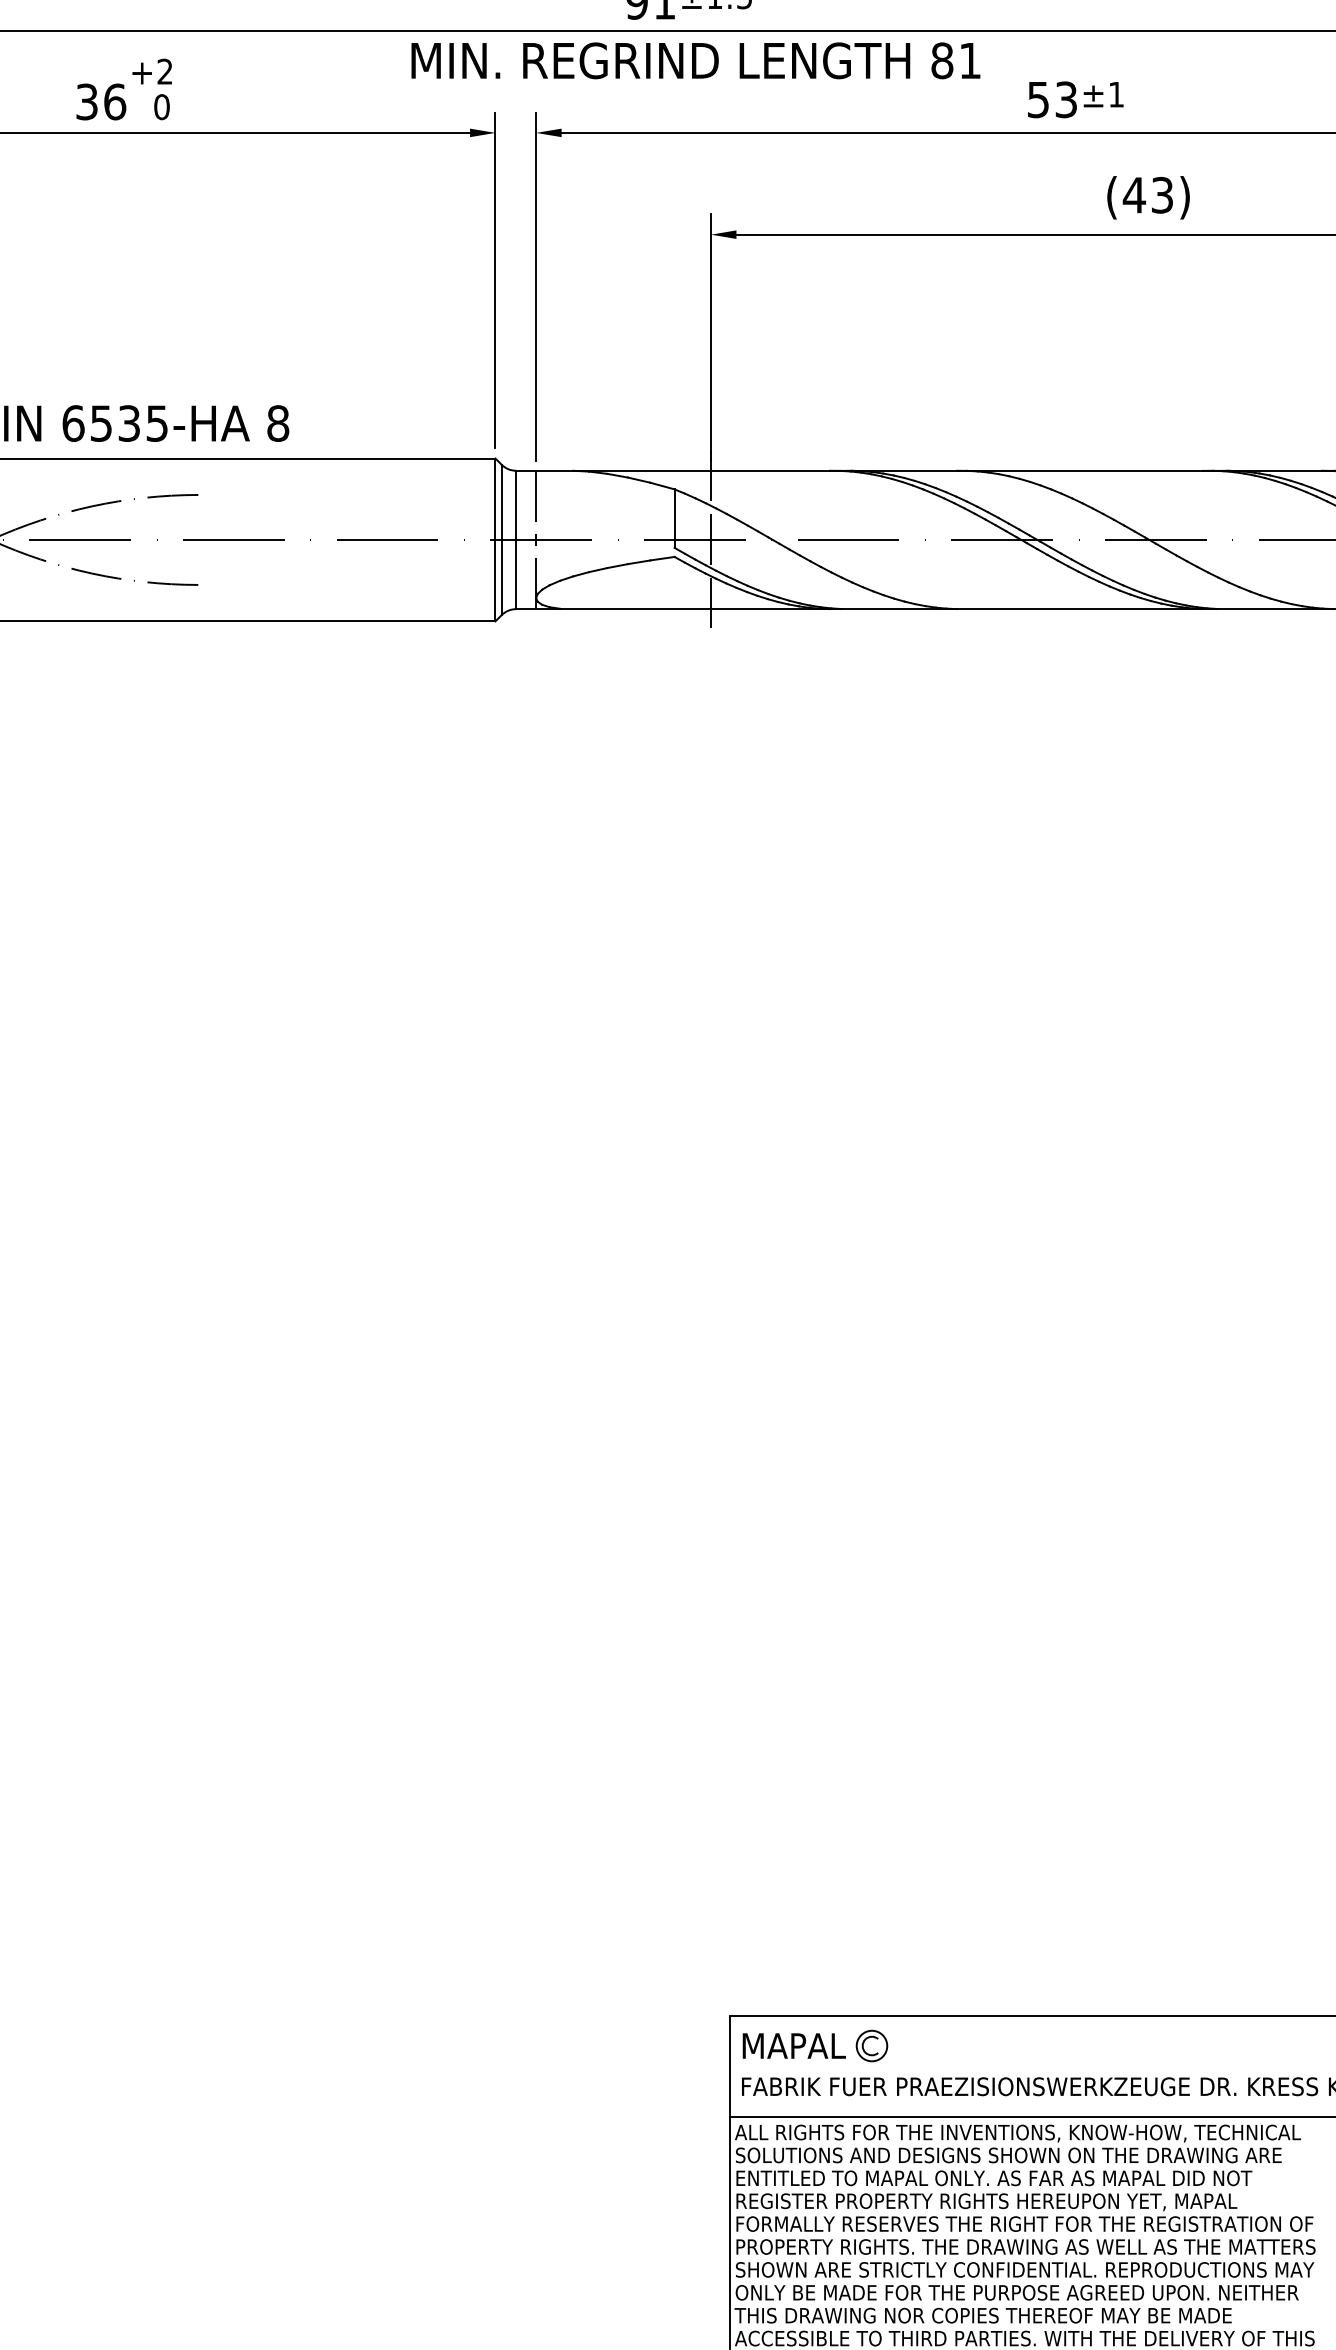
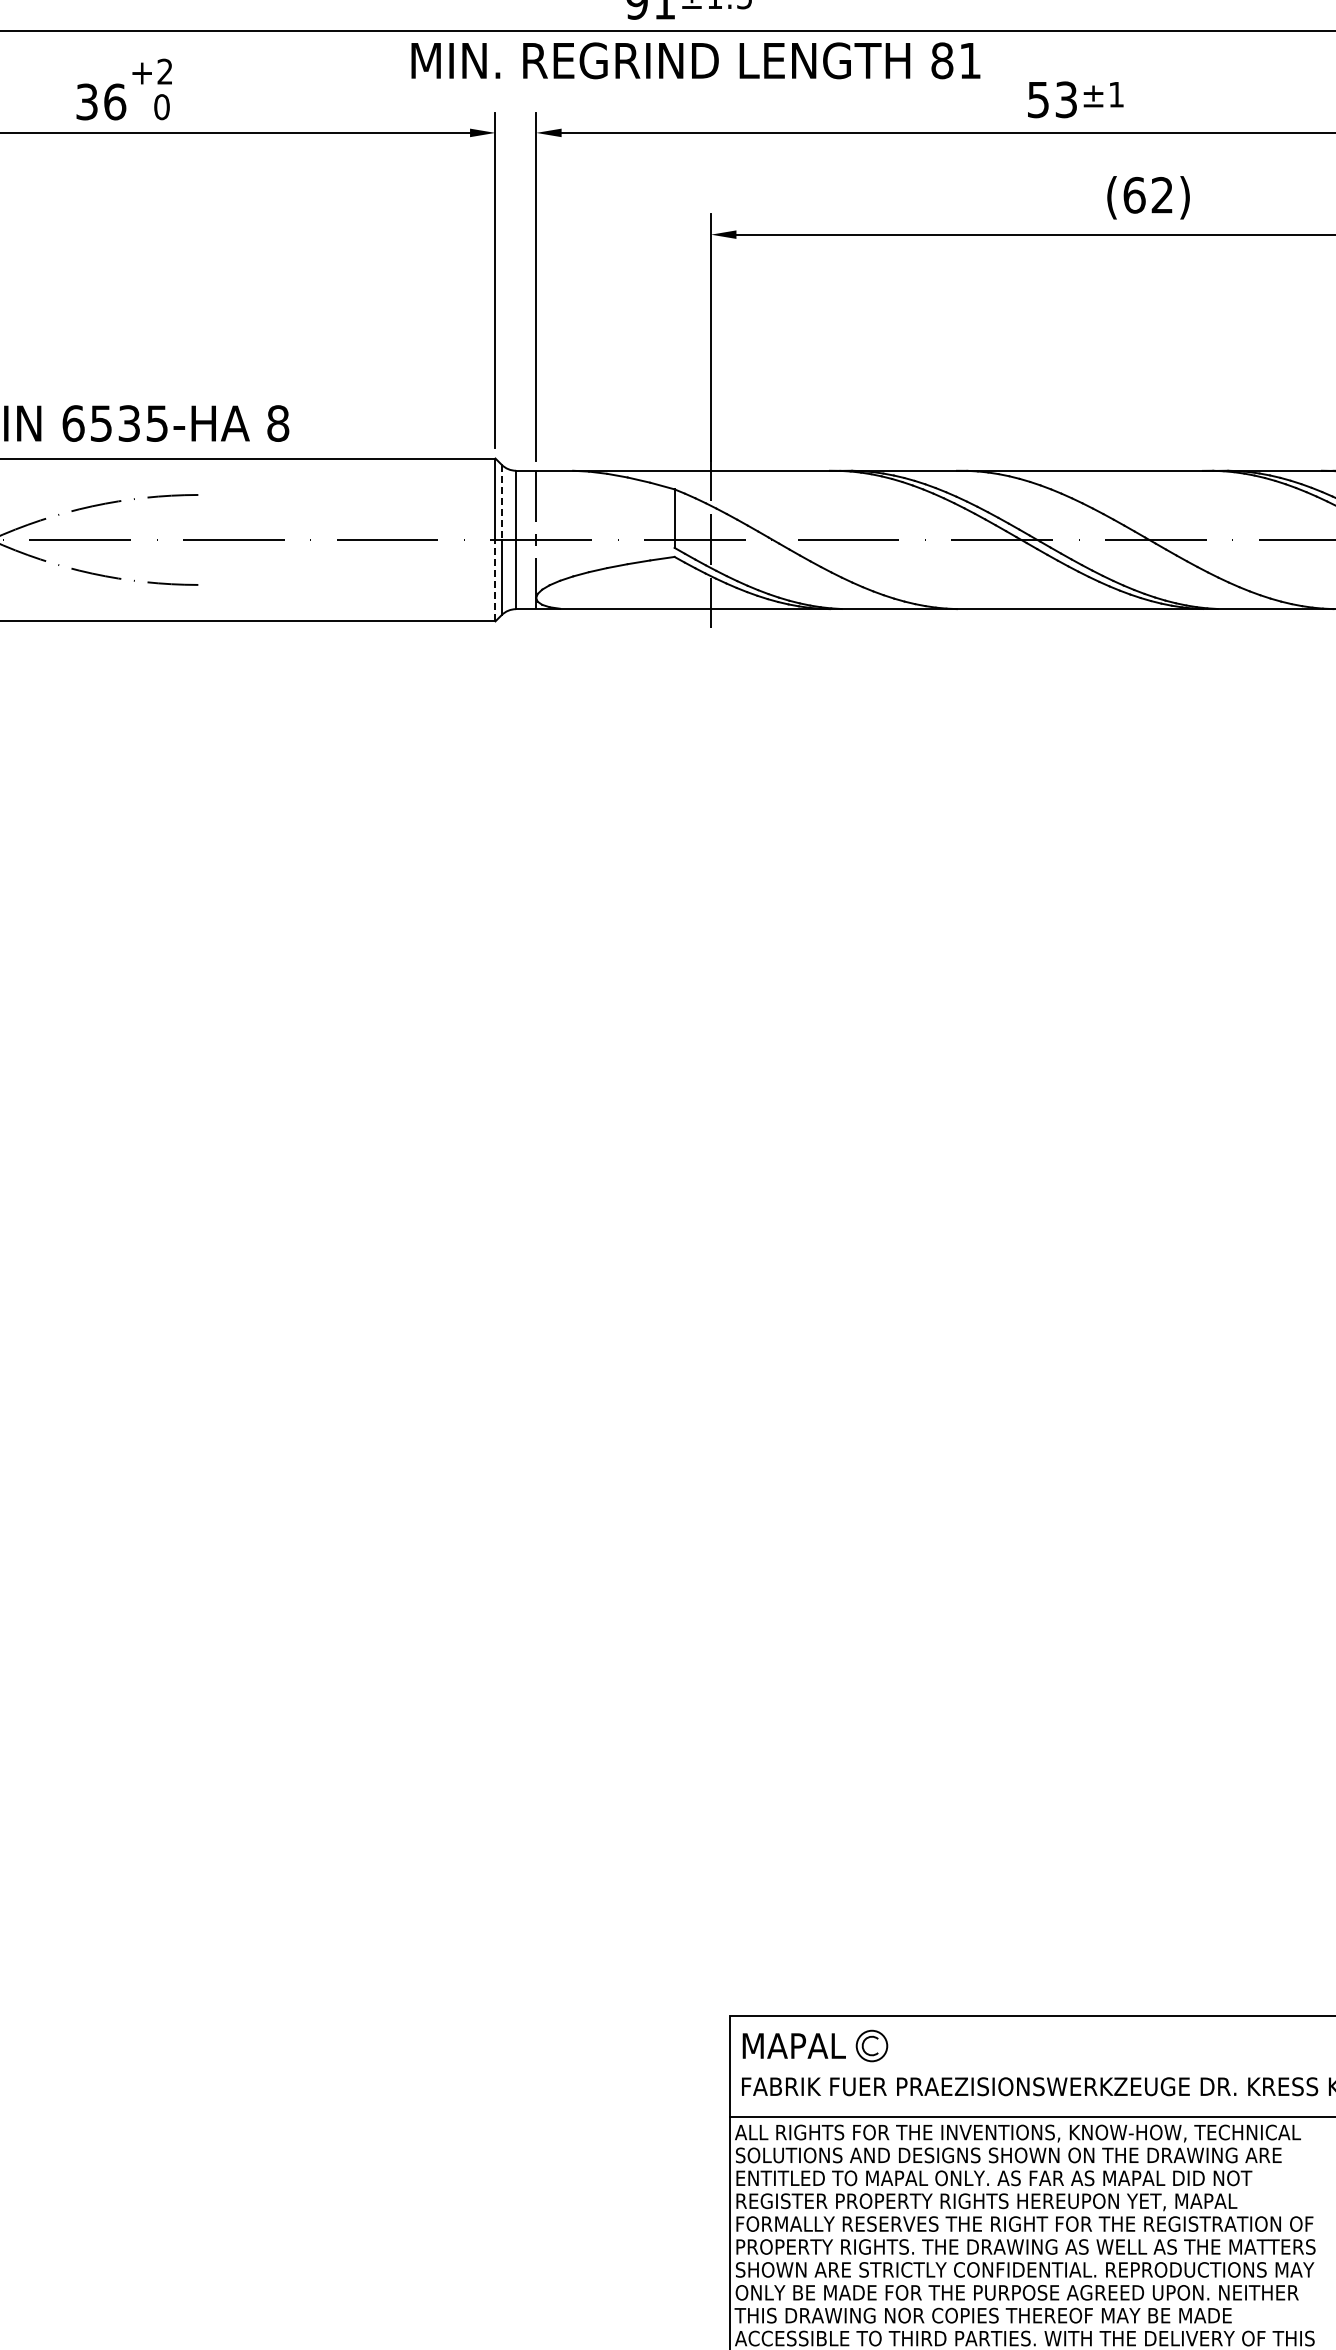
text: (43) -> (62) (1147, 194)
line: solid -> dashed (501, 502)
line: solid -> dashed (495, 580)
